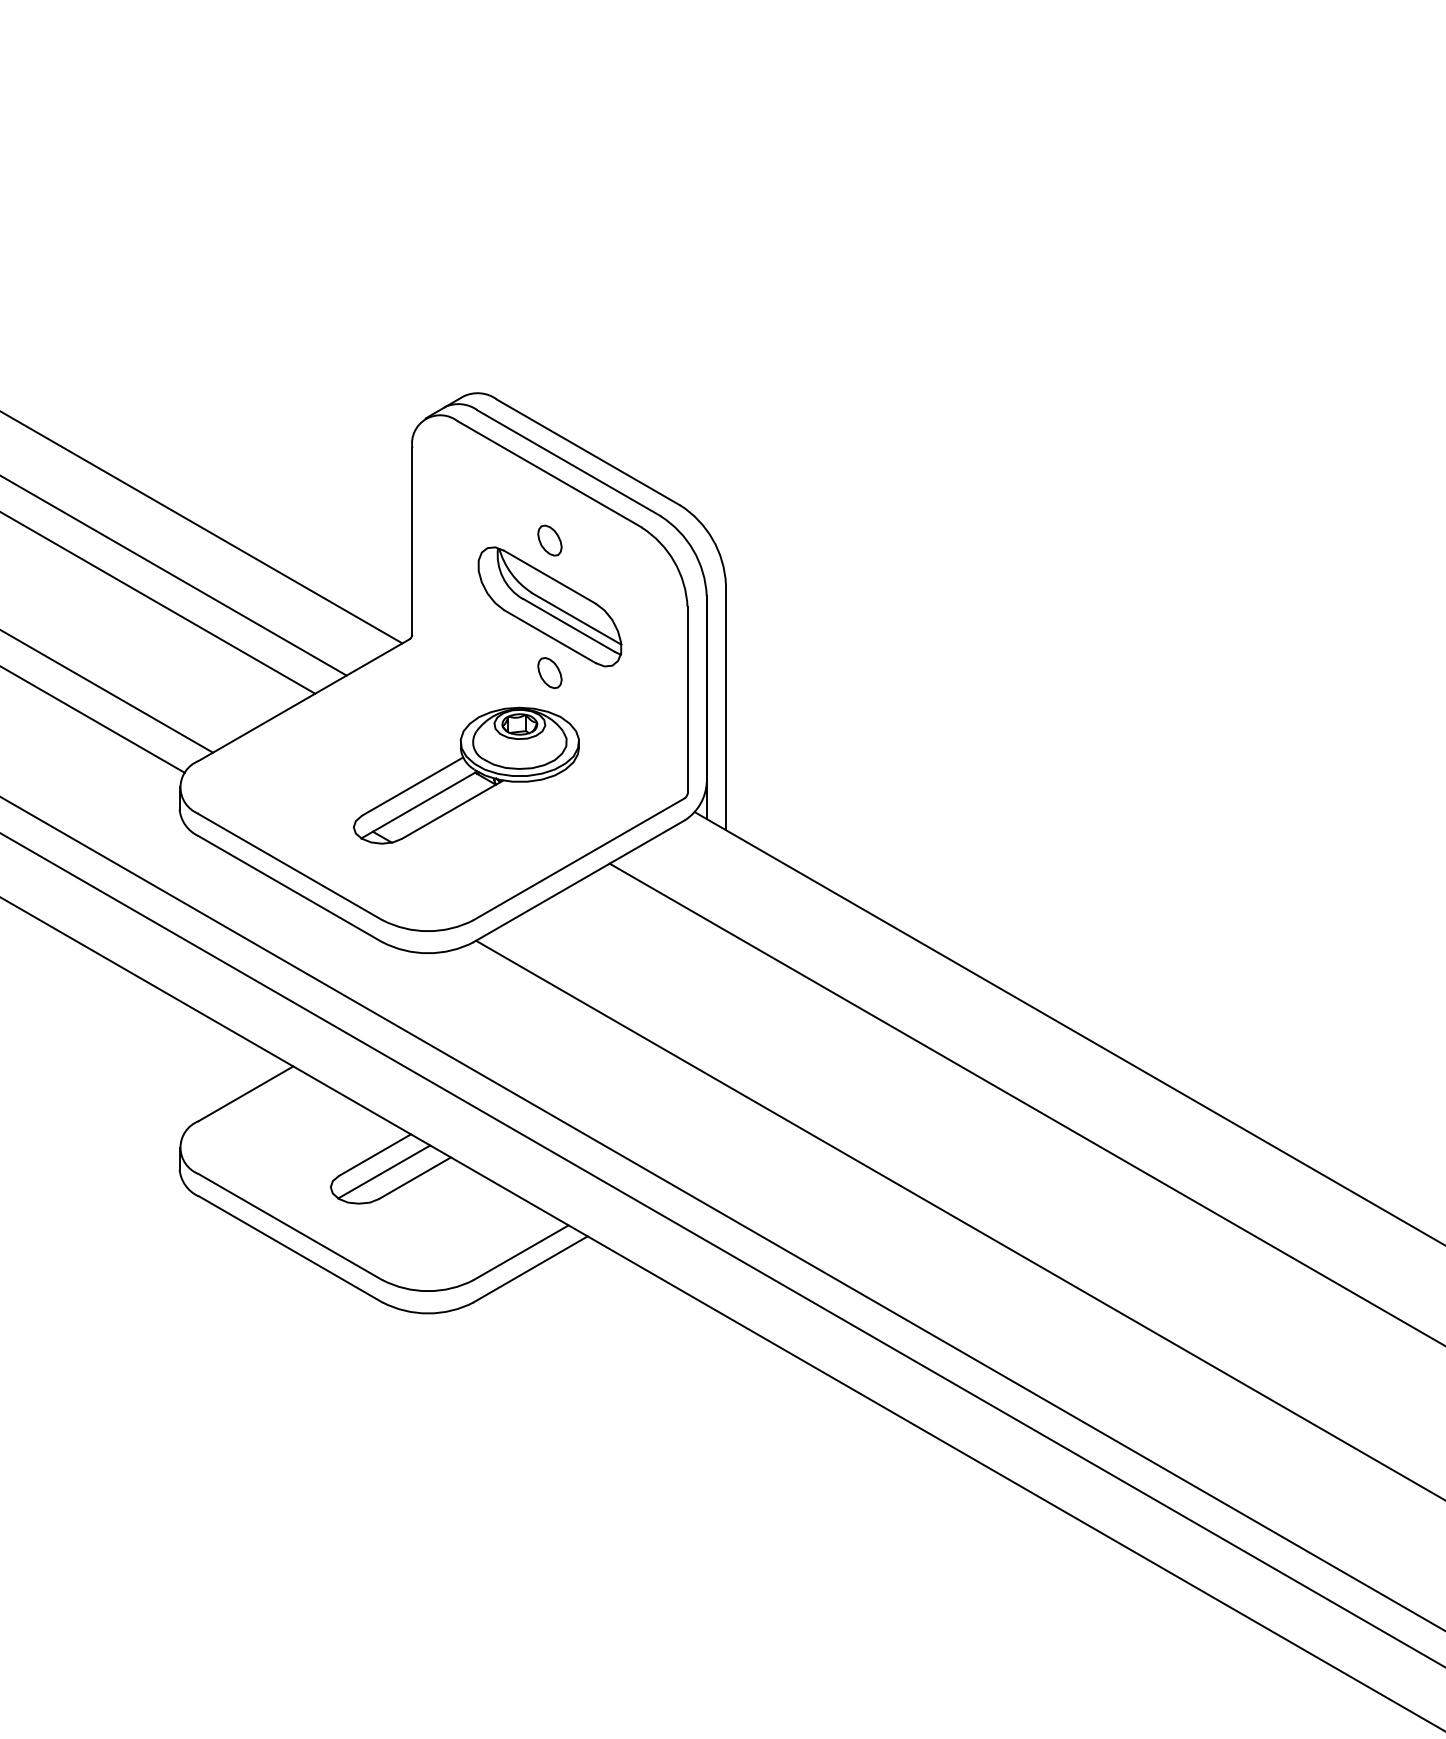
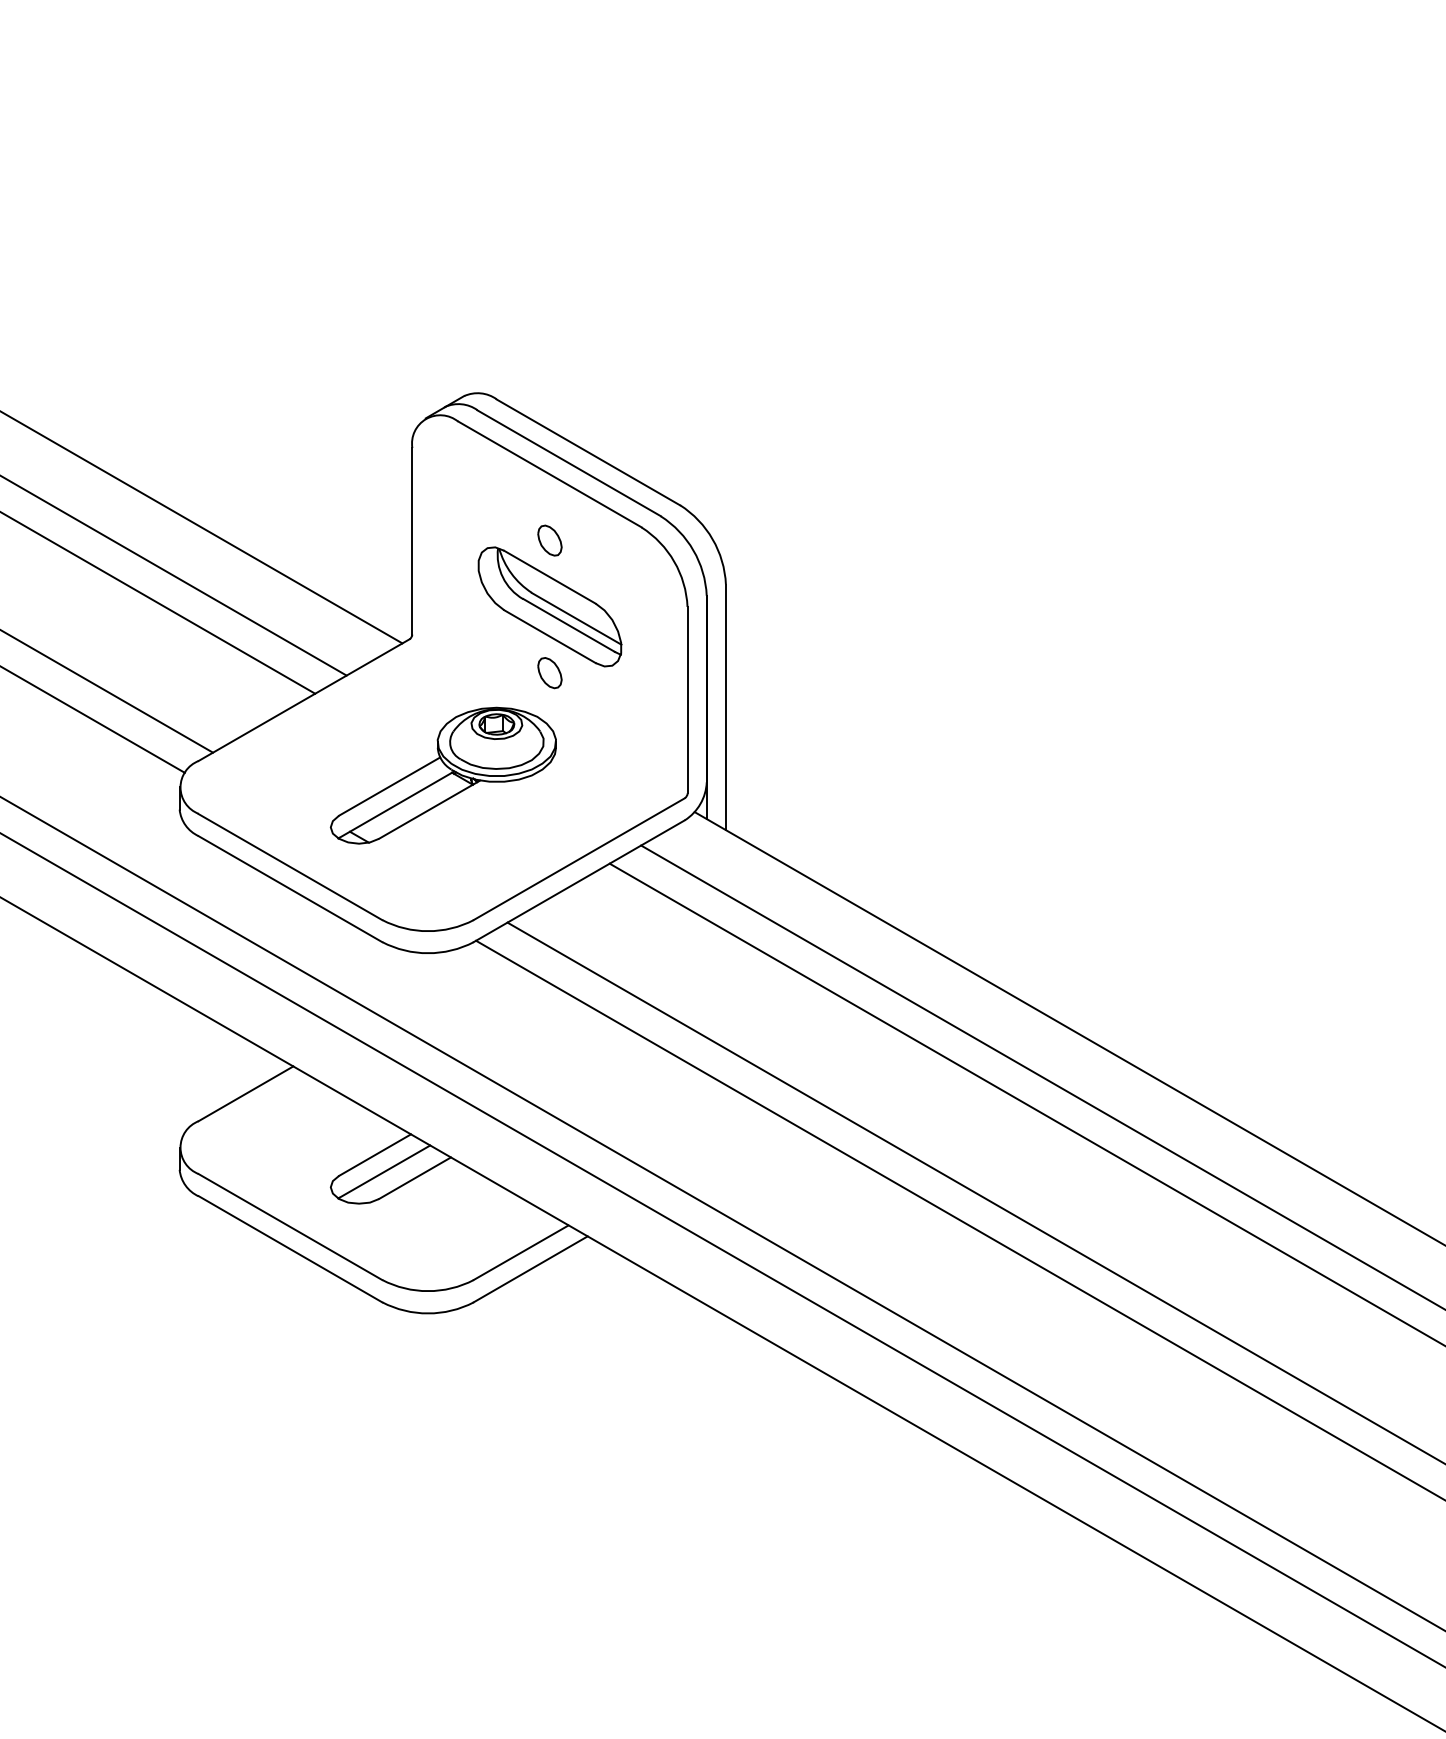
part position: (465, 775) -> (442, 775) (442, 775)
line: none -> present (1041, 1076)
line: none -> present (974, 1192)
